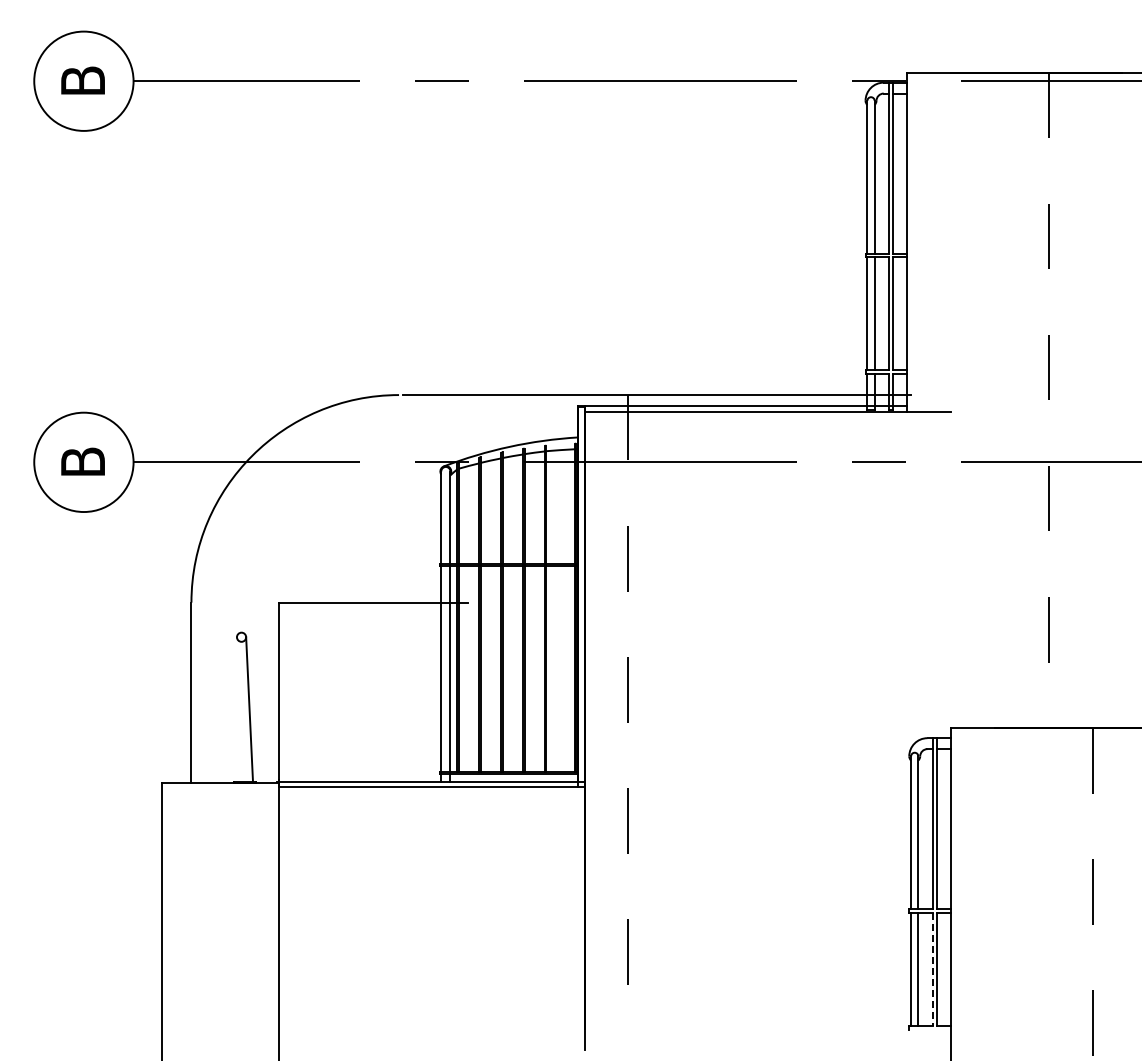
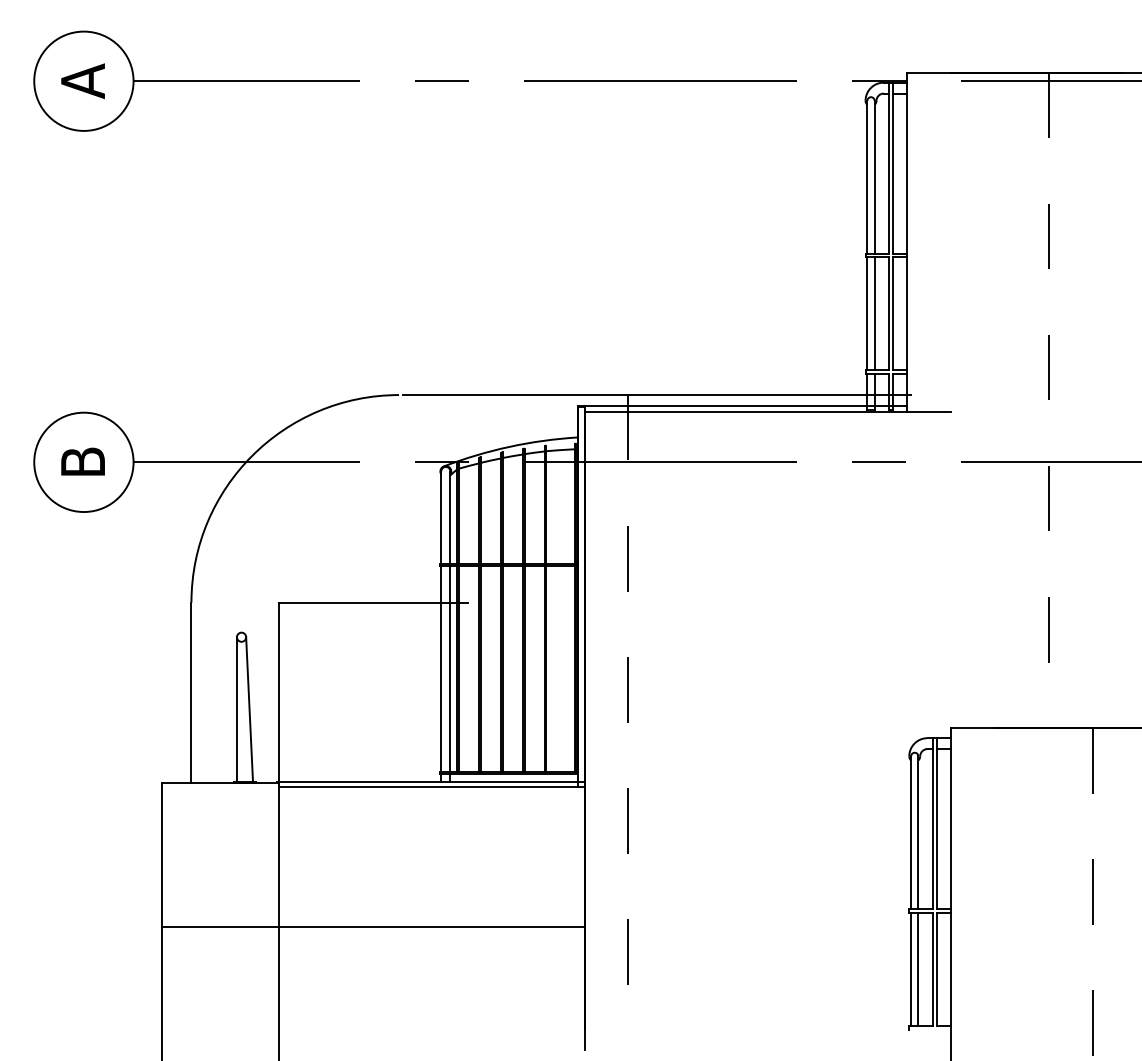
text: B -> A (82, 81)
line: none -> present (236, 709)
line: none -> present (373, 926)
line: dashed -> solid (932, 969)
